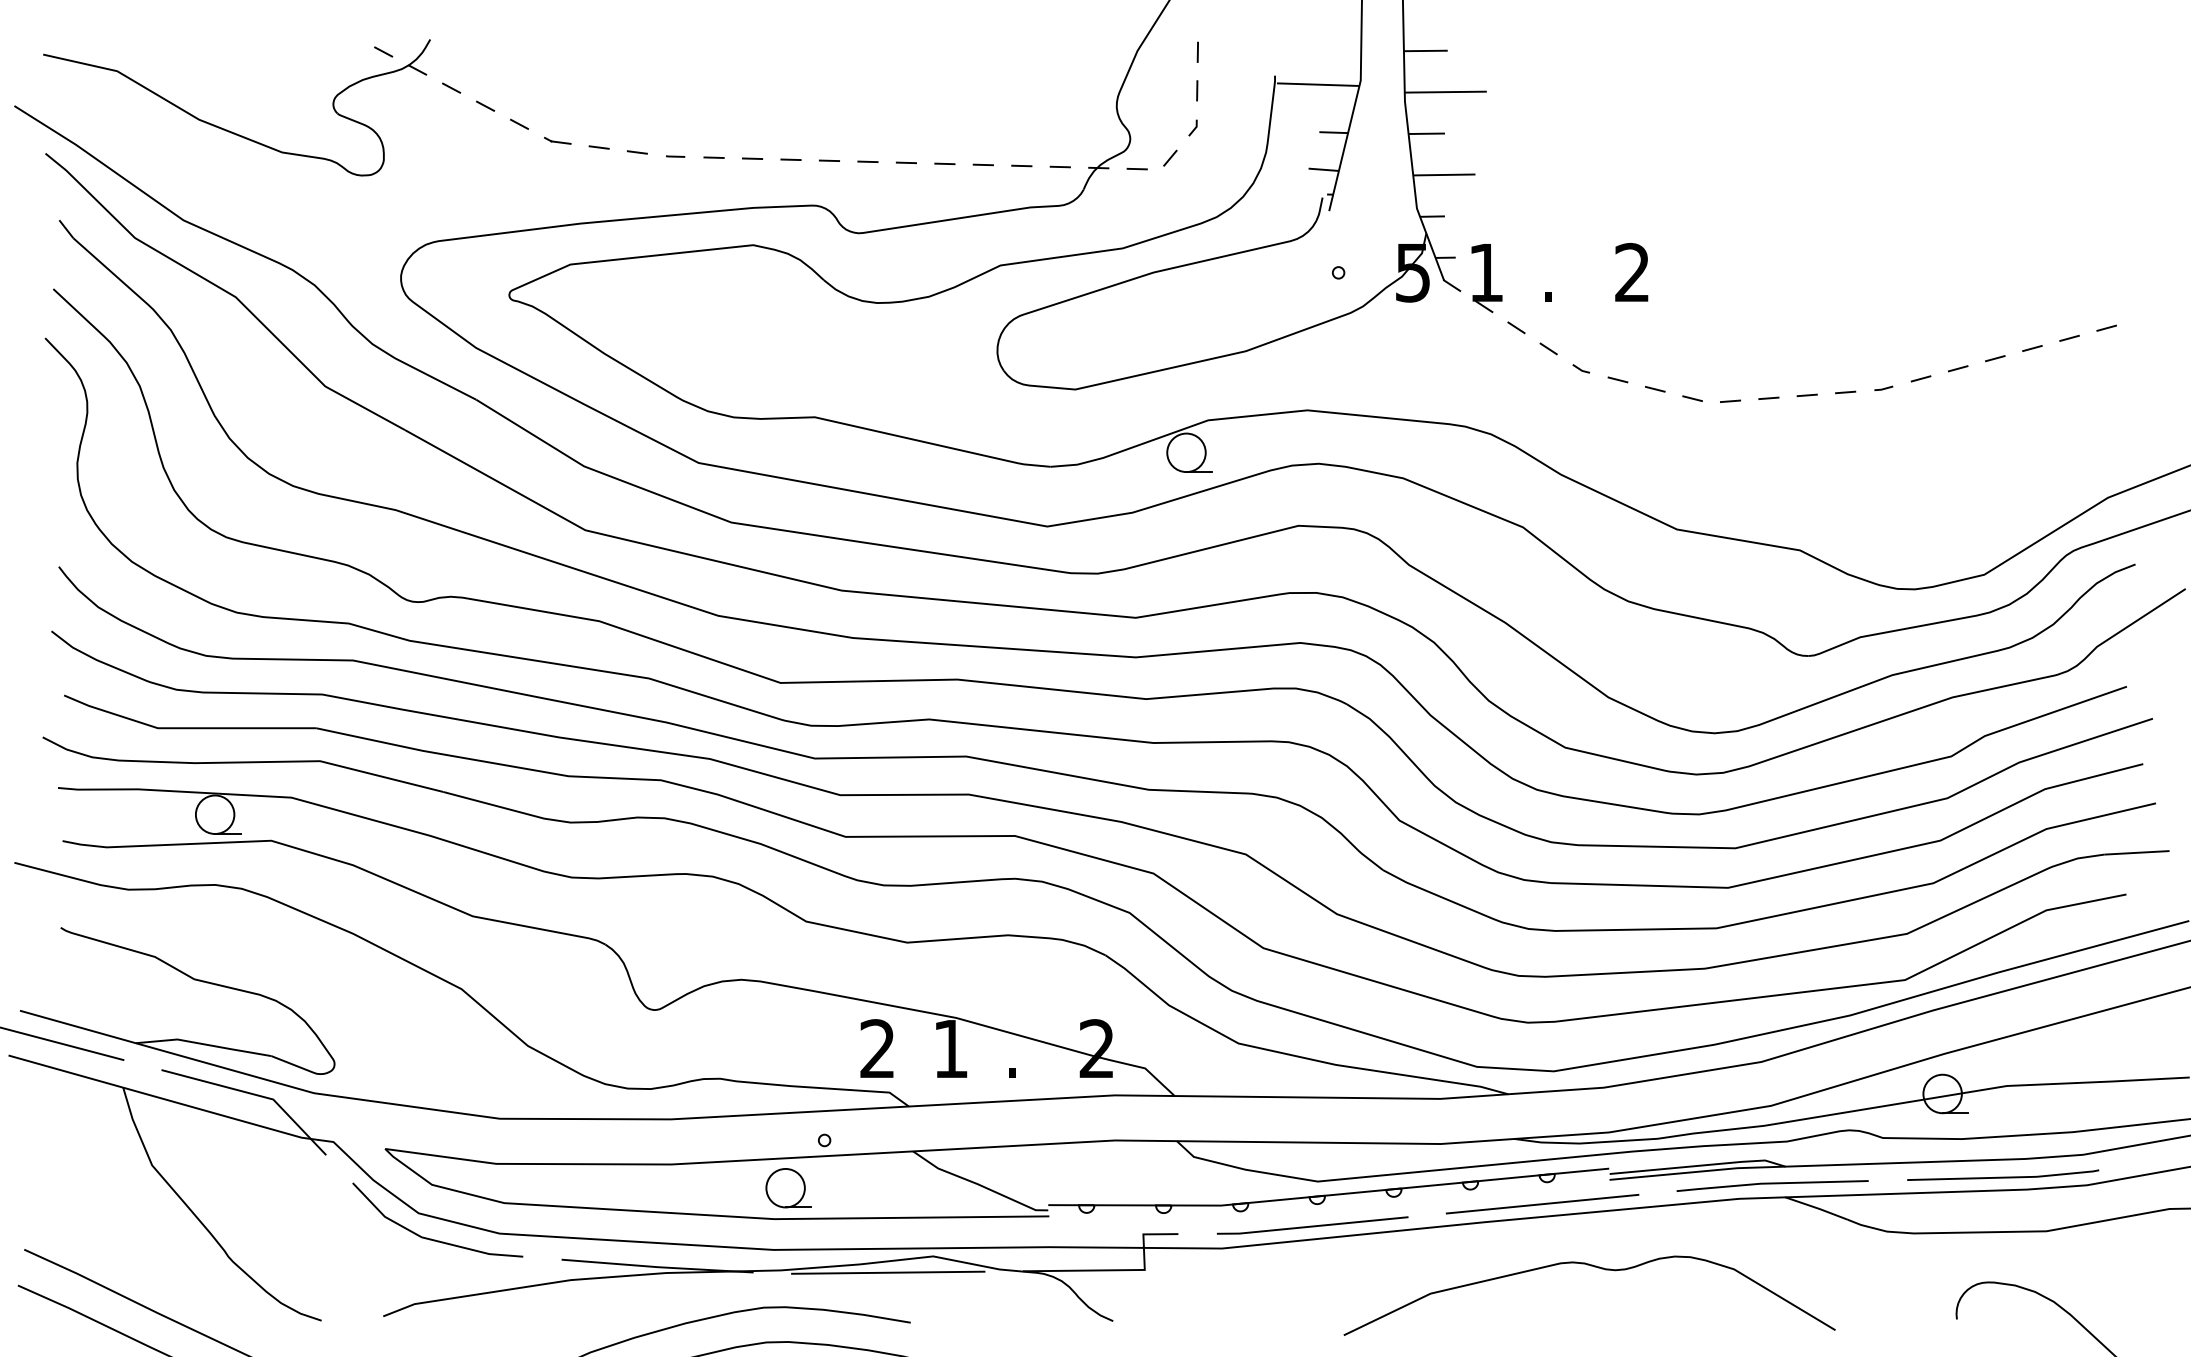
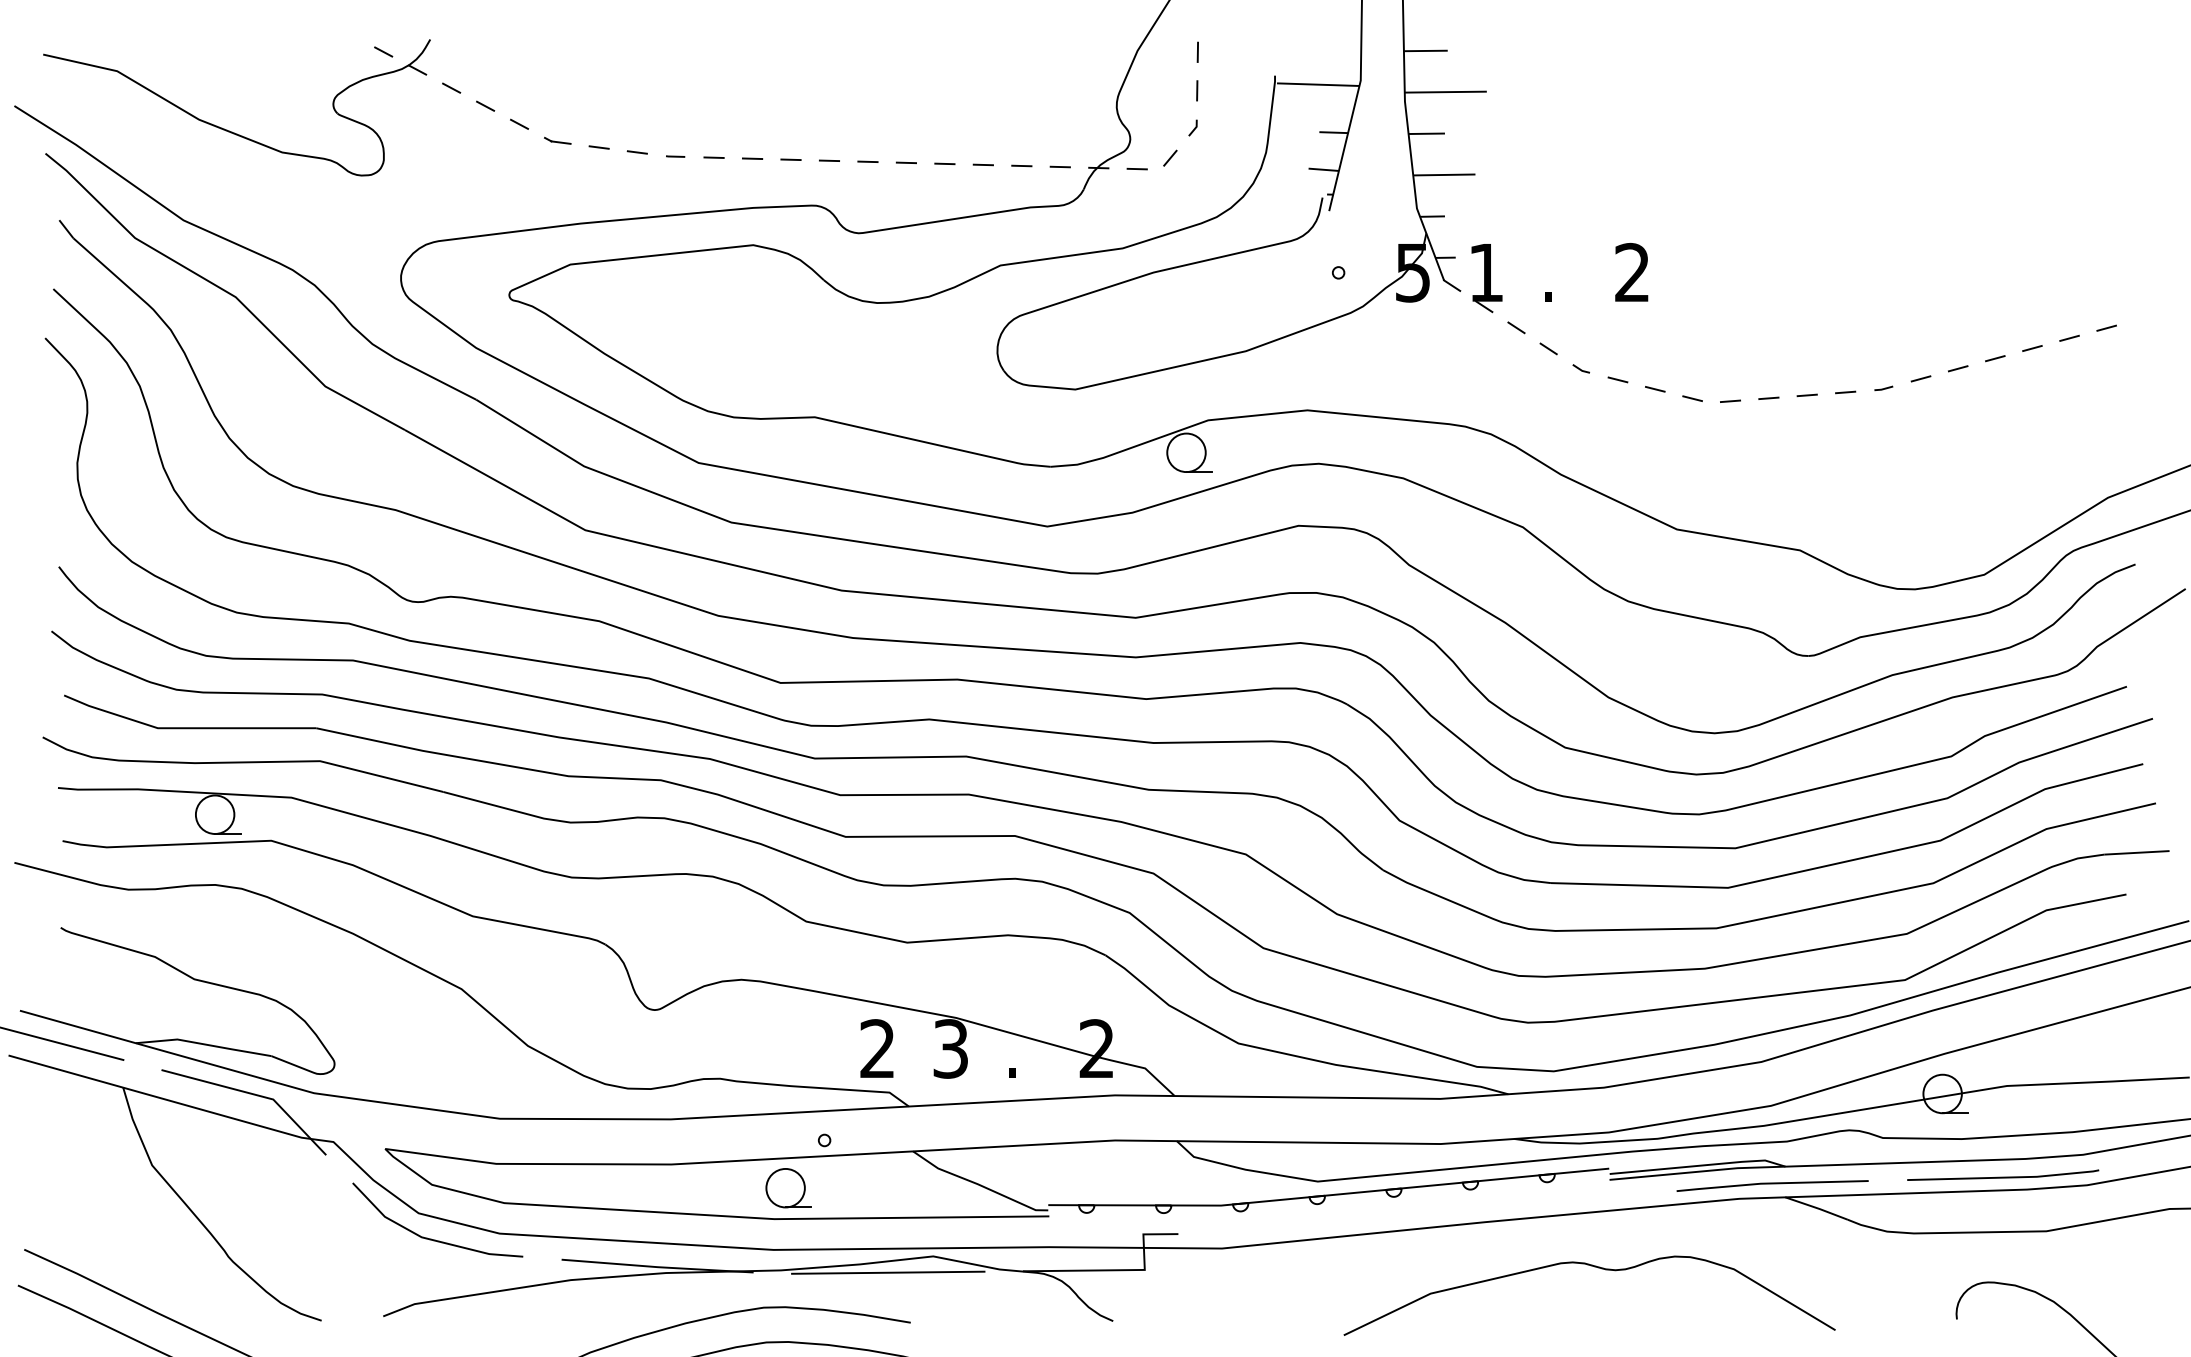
text: 1 -> 3 (950, 1048)
line: present -> none (1542, 1203)
line: present -> none (1312, 1225)
